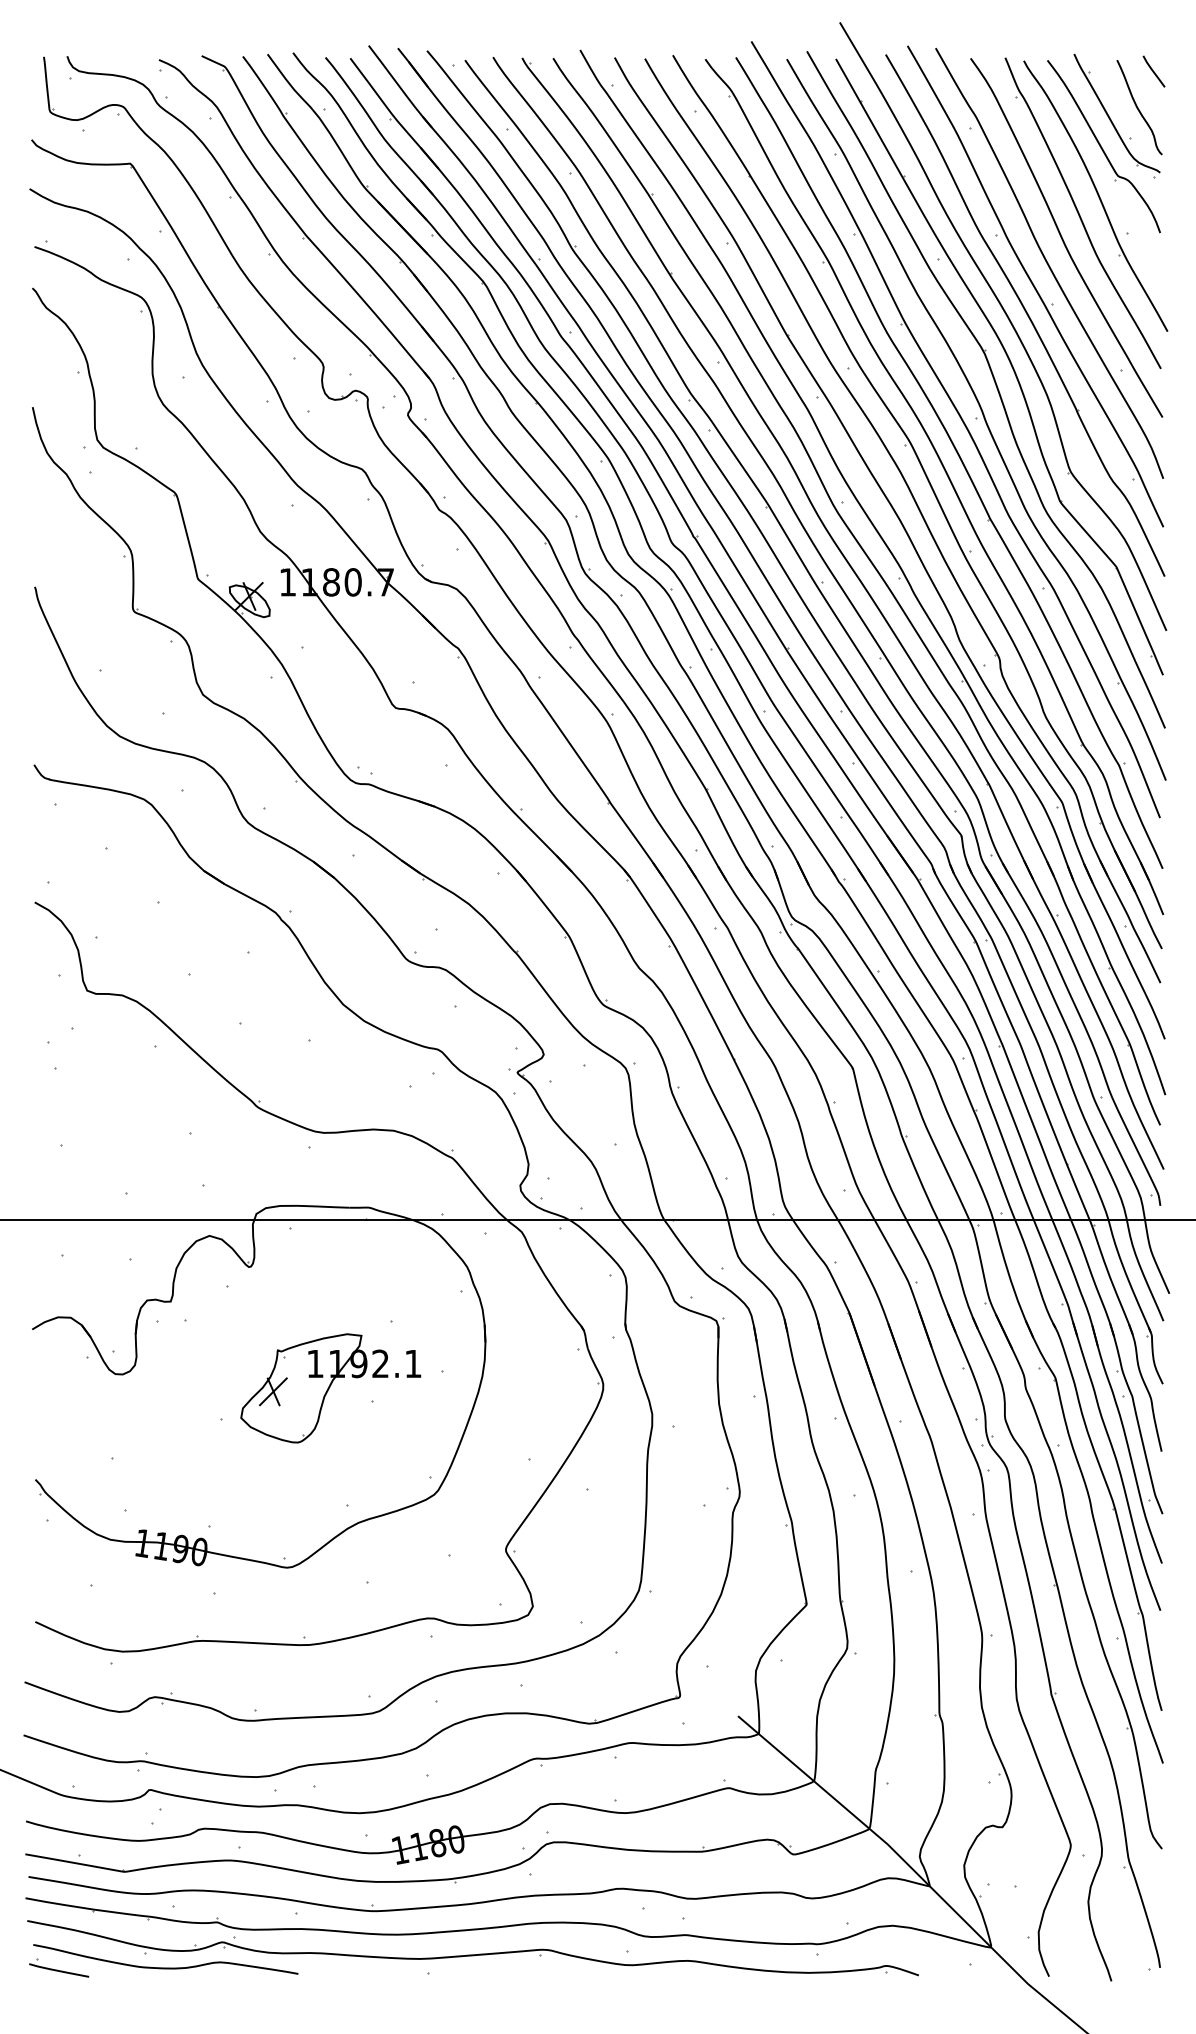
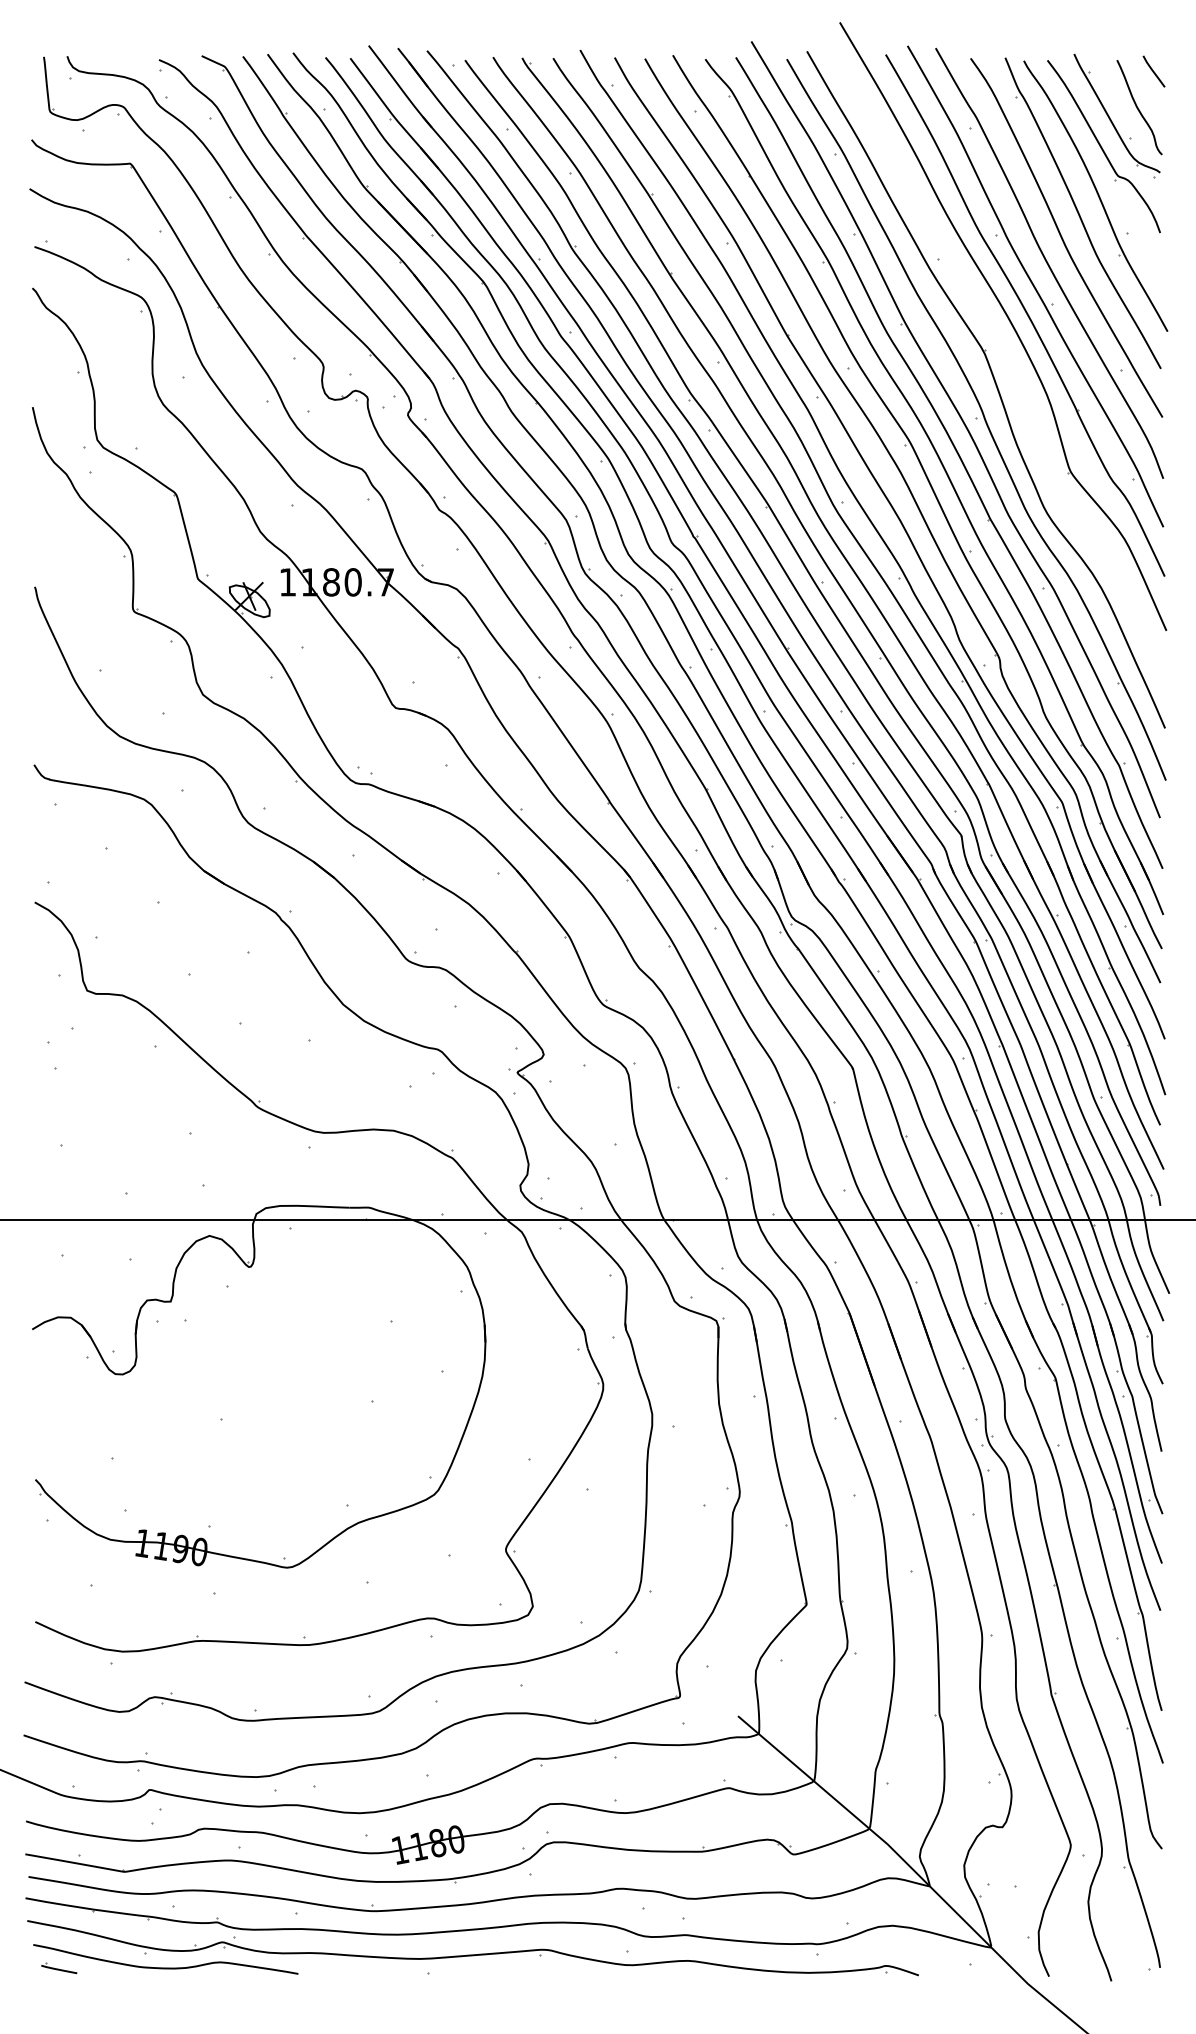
part: present -> none (1009, 362)
part: present -> none (330, 1388)
part size: 61x20 px -> 37x13 px (59, 1968)
